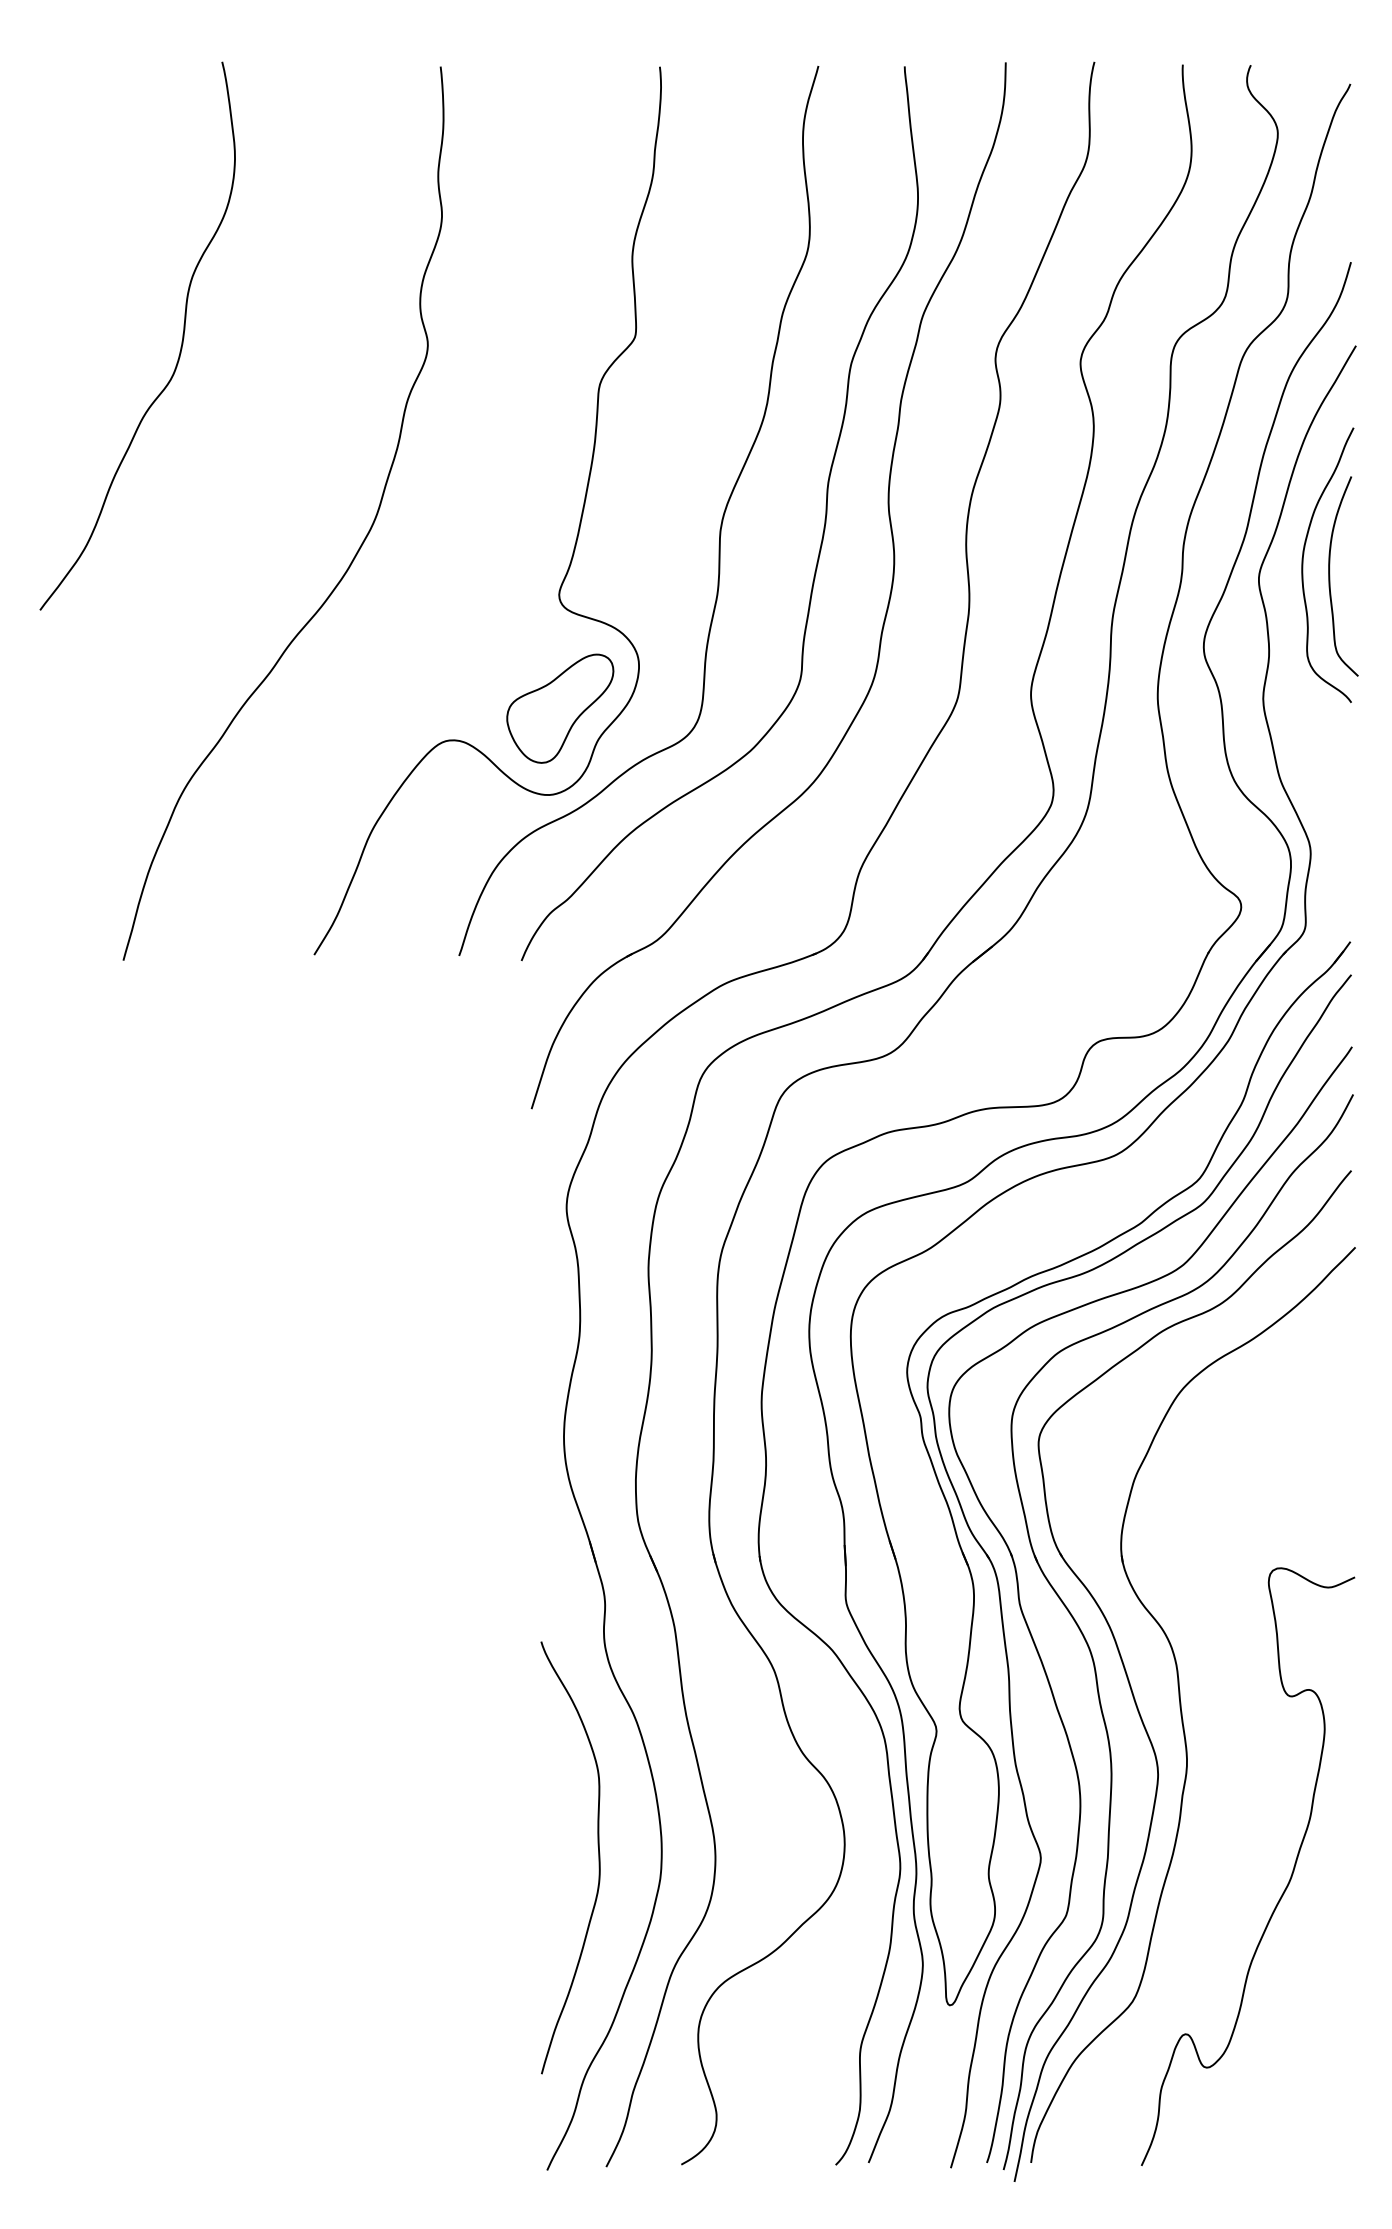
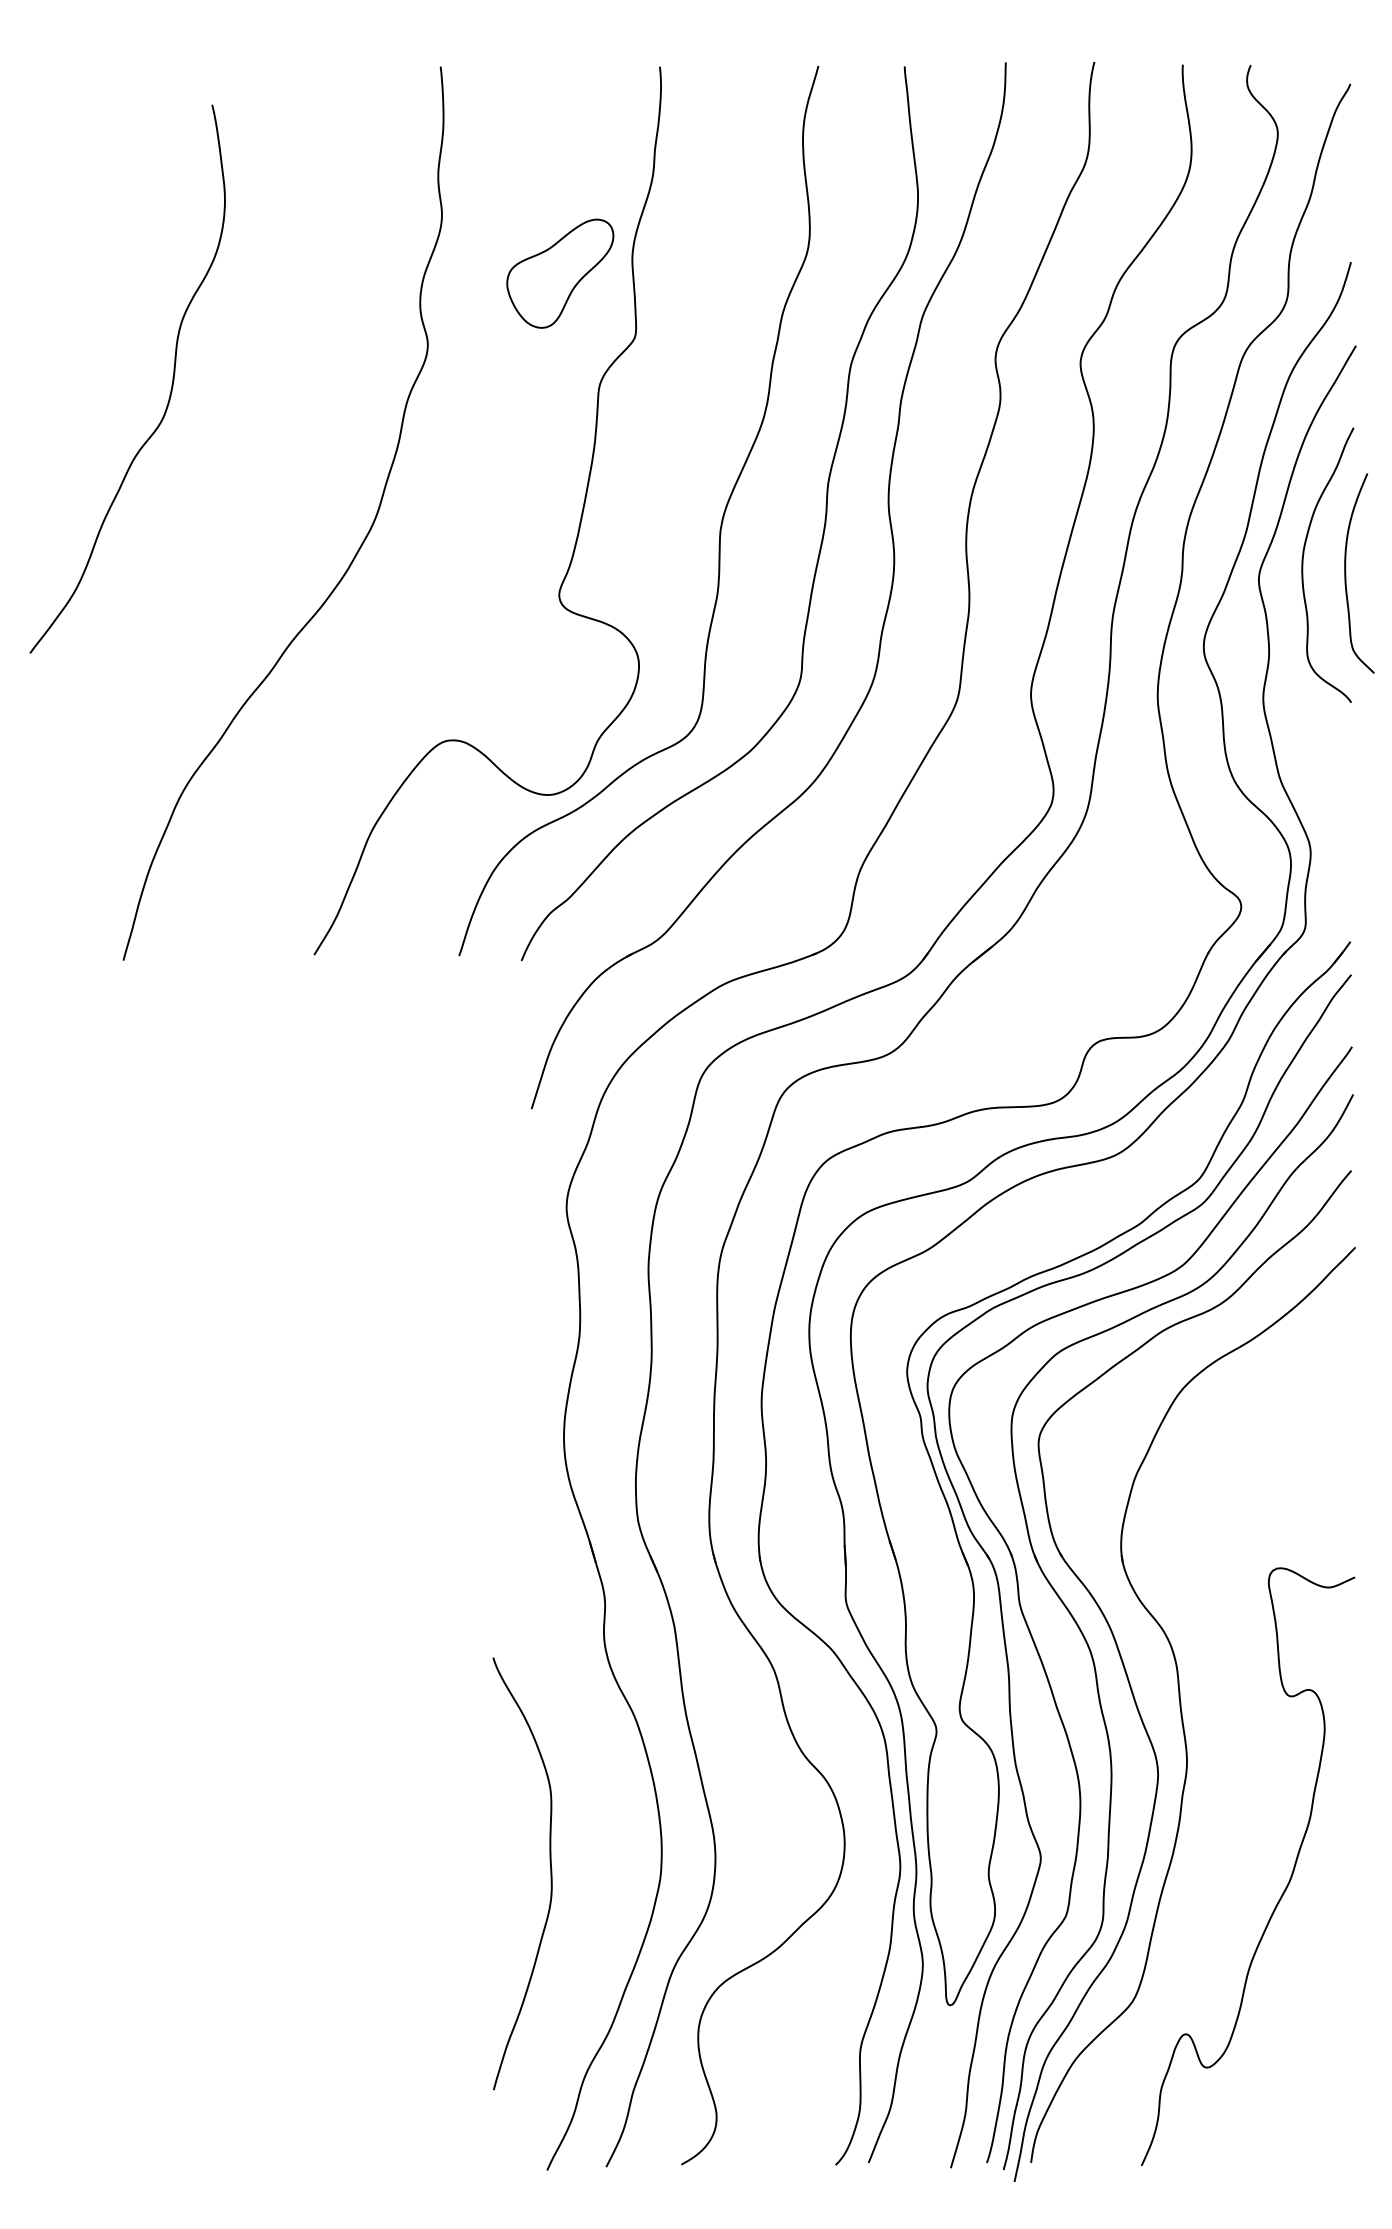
curve position: (180, 346) -> (170, 389) (170, 389)
curve position: (1330, 576) -> (1346, 573) (1346, 573)
part position: (560, 708) -> (560, 273) (560, 273)
curve position: (598, 1857) -> (550, 1873) (550, 1873)
